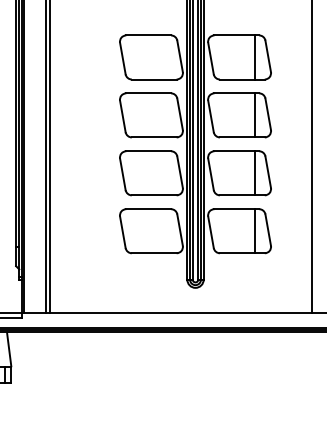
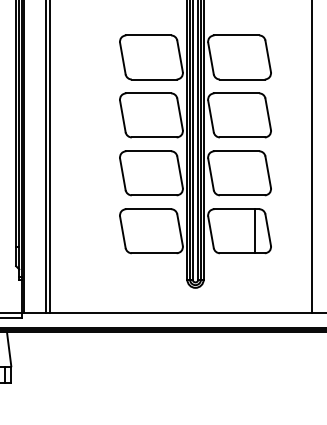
line: present -> none (255, 57)
line: present -> none (255, 115)
line: present -> none (255, 173)
